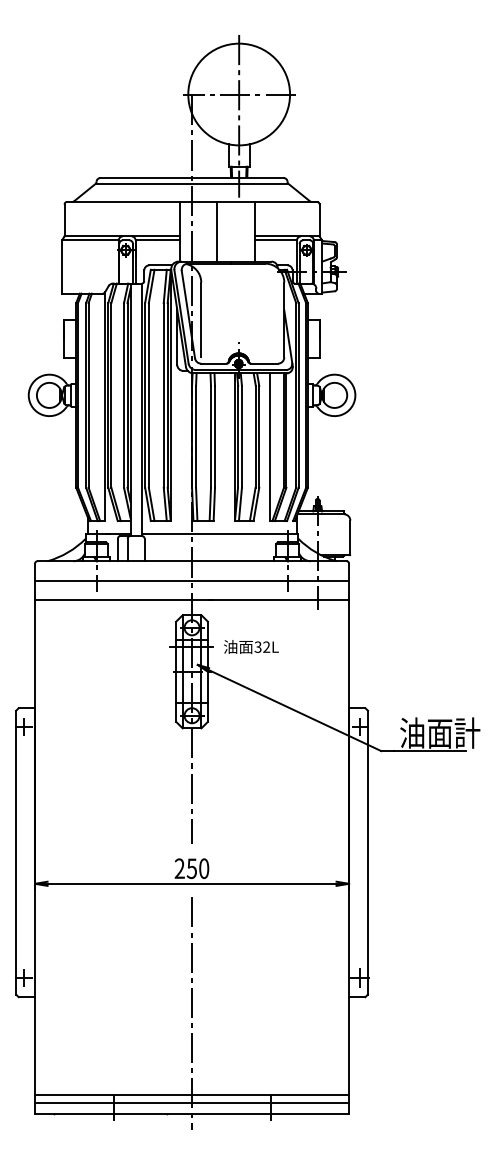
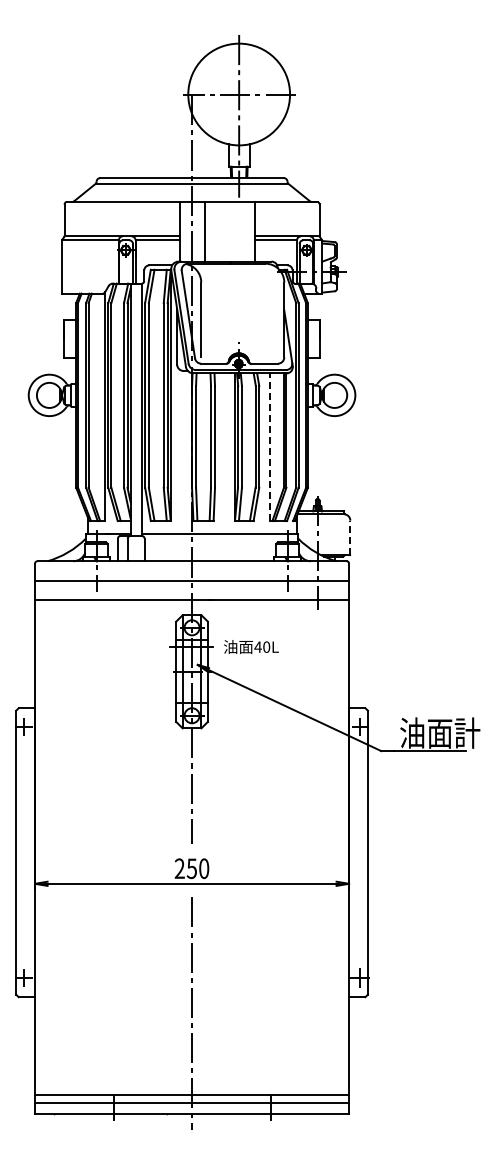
line position: (217, 231) -> (205, 231) (205, 231)
line: solid -> dashed (269, 447)
line: solid -> dashed (350, 537)
text: 32L -> 40L (262, 646)
